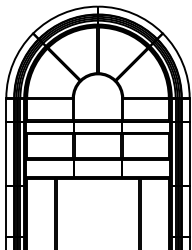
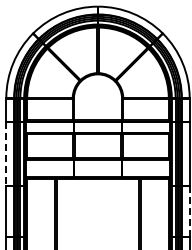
line: solid -> dashed (6, 153)
line: solid -> dashed (189, 211)
